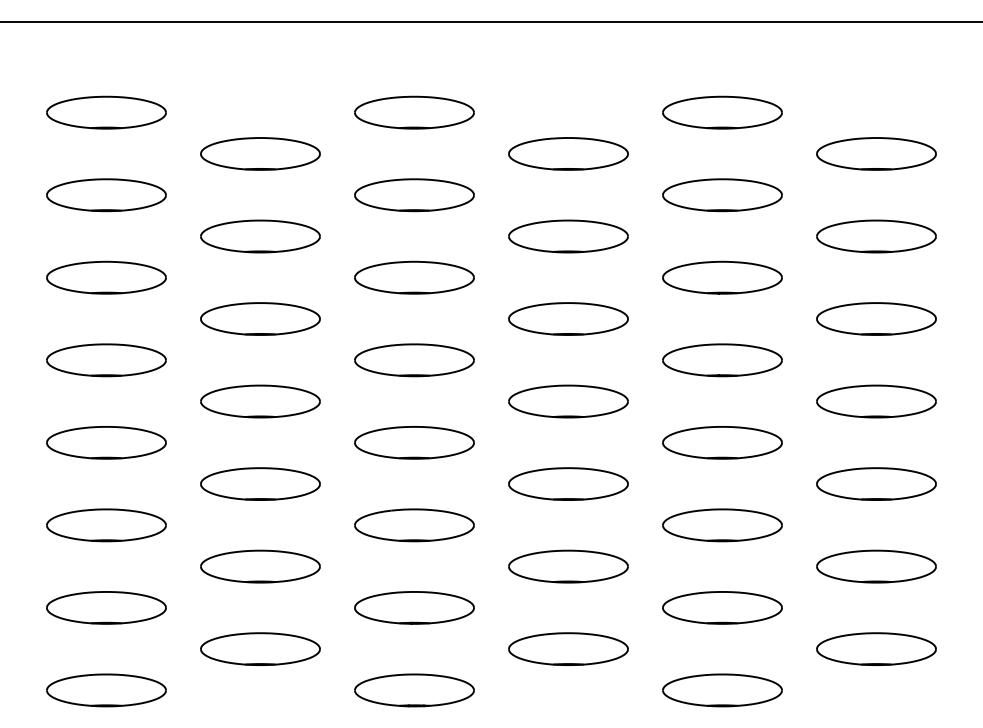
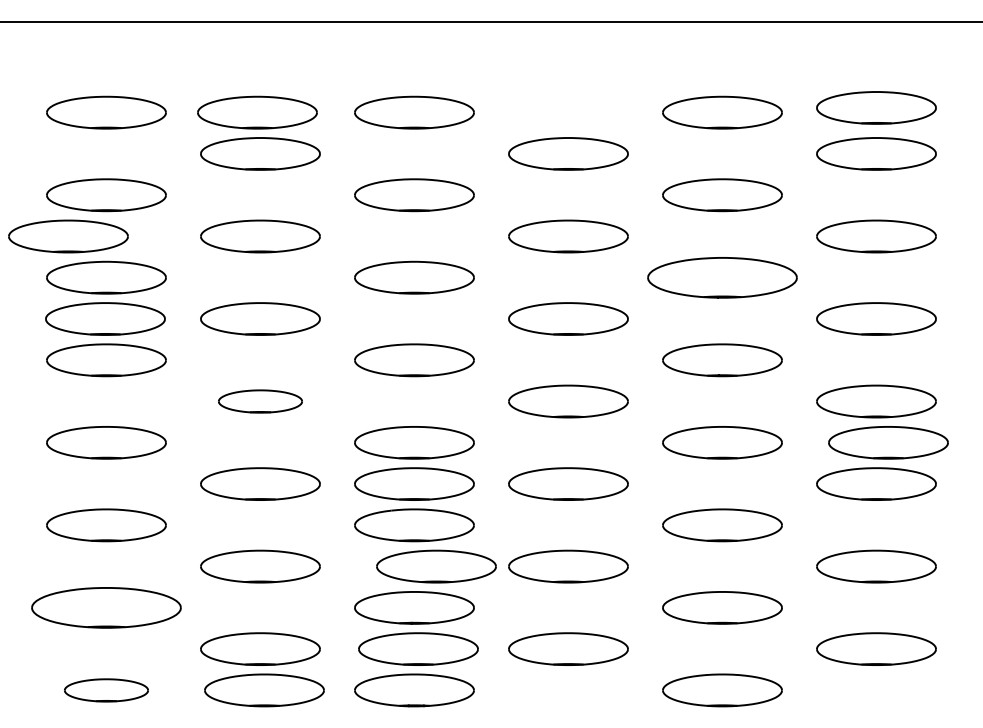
part: none -> present (876, 107)
part: none -> present (257, 112)
part: none -> present (68, 236)
part size: 121x35 px -> 151x42 px (722, 277)
part: none -> present (105, 318)
part size: 121x35 px -> 85x25 px (260, 401)
part: none -> present (888, 442)
part: none -> present (414, 483)
part: none -> present (436, 566)
part size: 121x34 px -> 151x42 px (106, 607)
part: none -> present (418, 648)
part size: 121x35 px -> 85x25 px (106, 690)
part: none -> present (264, 690)
